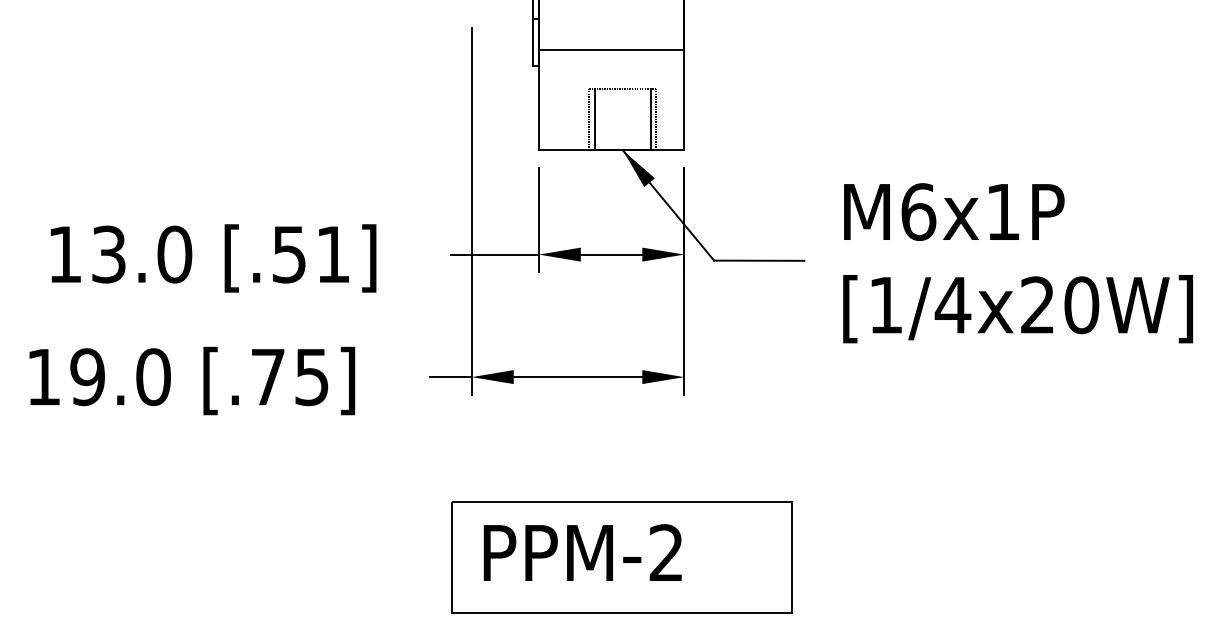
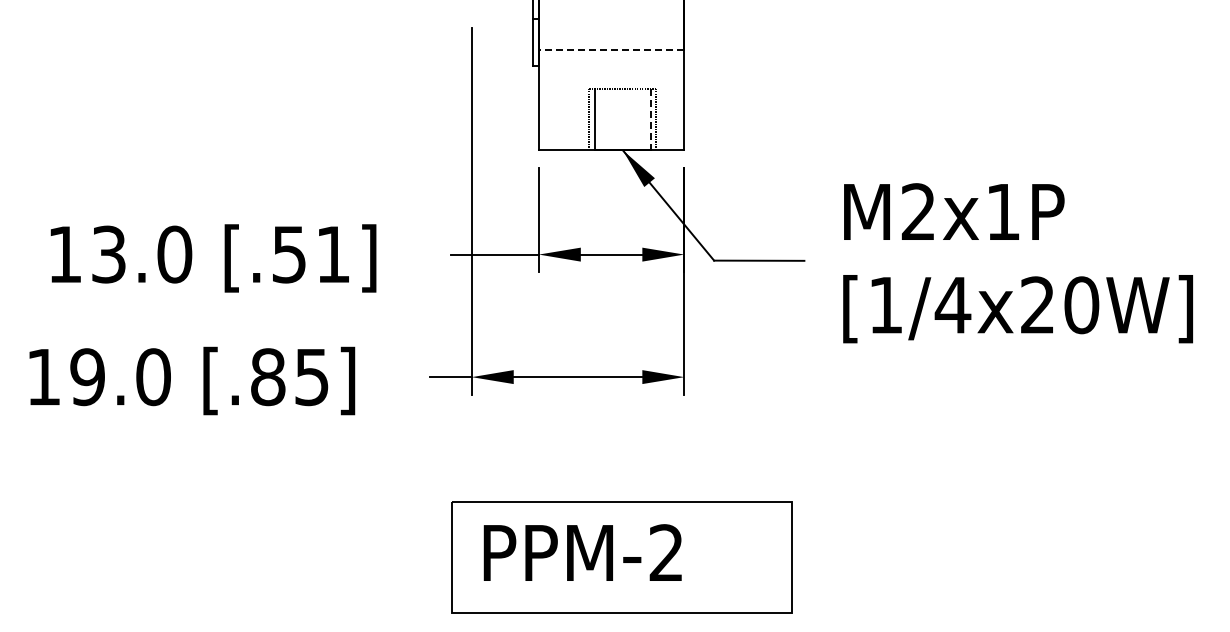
line: solid -> dashed (611, 49)
line: solid -> dashed (650, 119)
text: M6x1P -> M2x1P (918, 212)
text: [.75] -> [.85] (268, 377)
